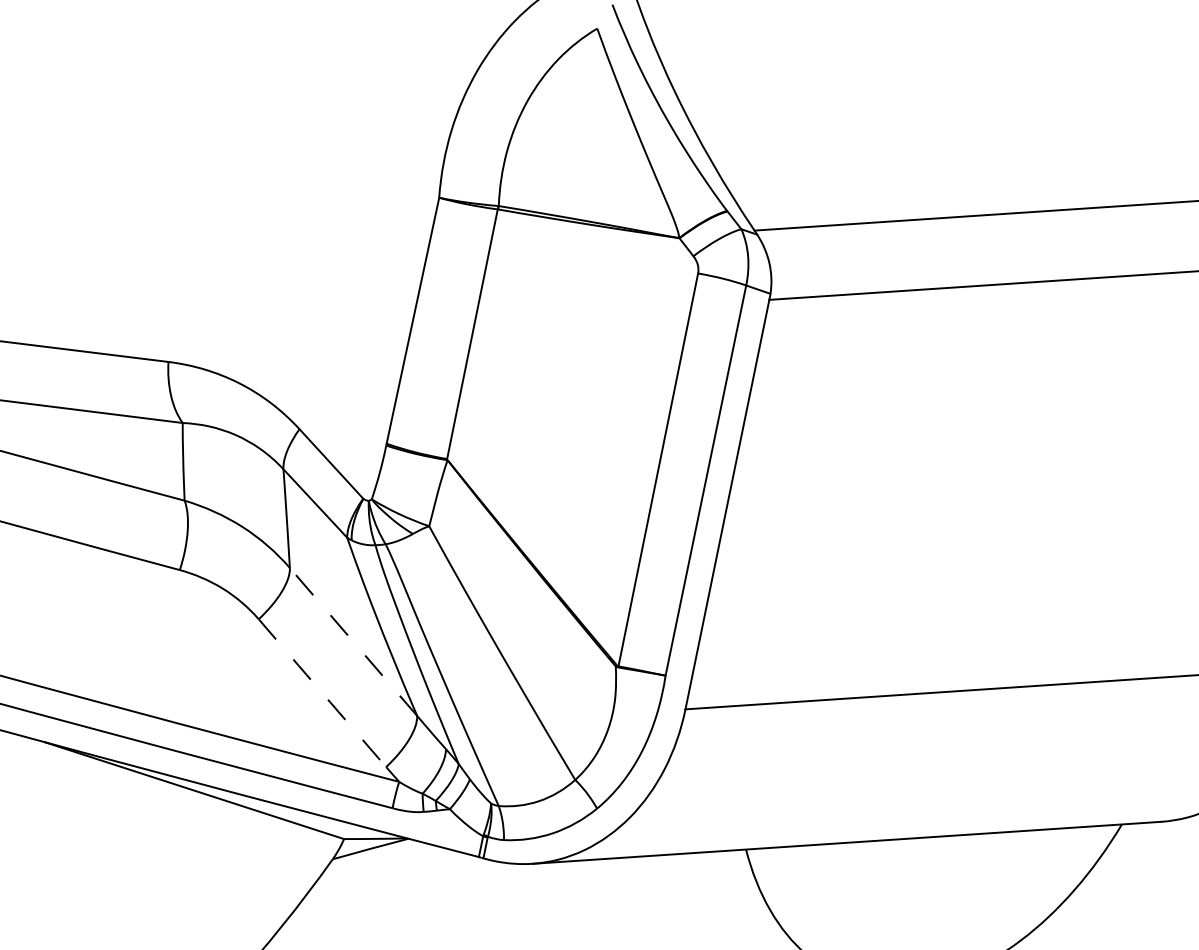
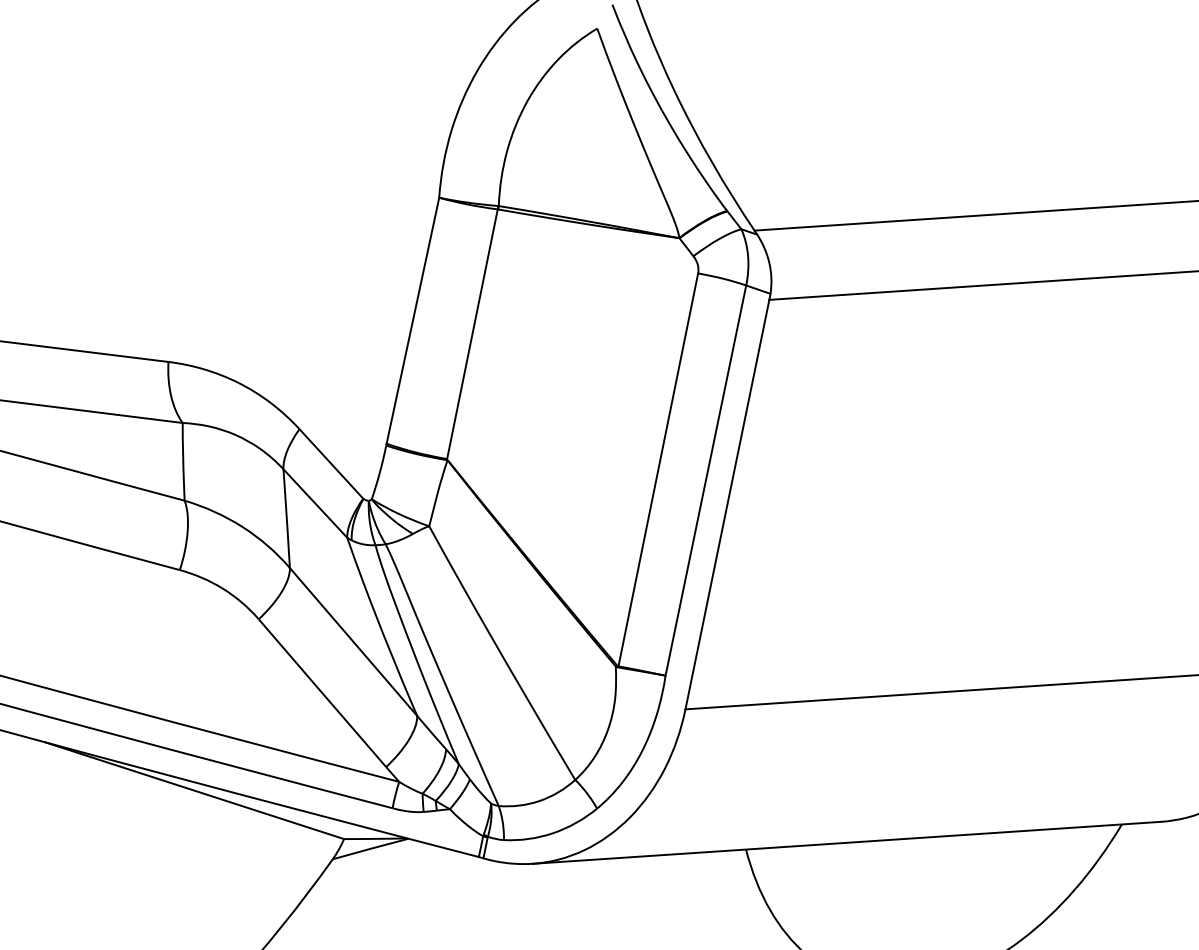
line: dashed -> solid (353, 641)
arc: dashed -> solid (322, 693)
